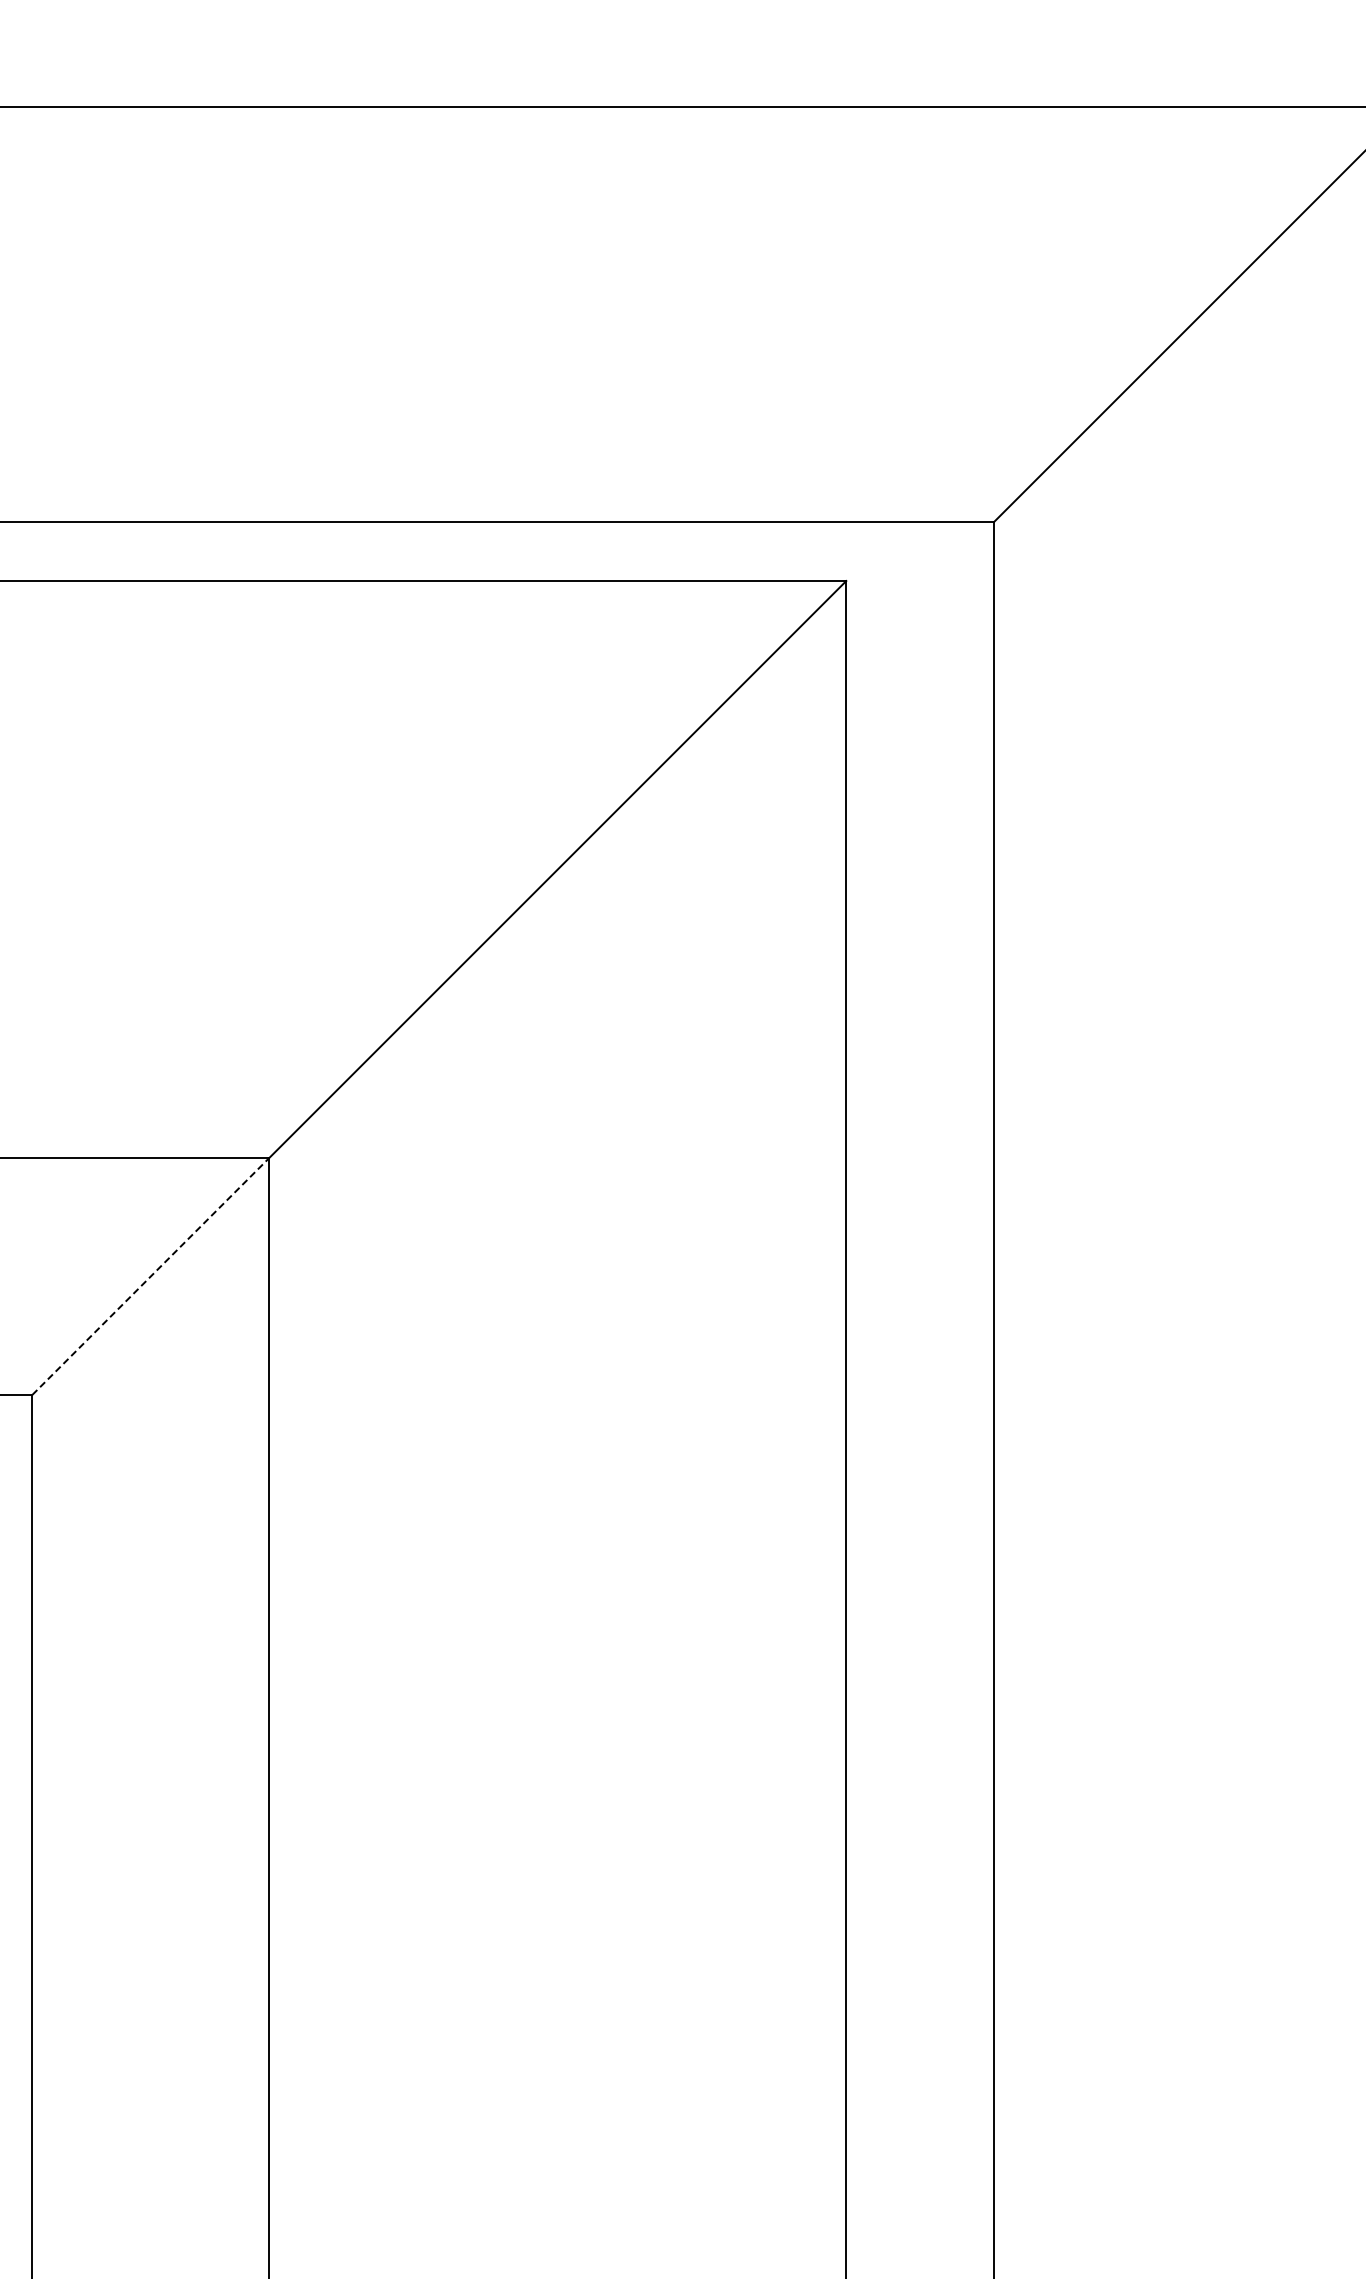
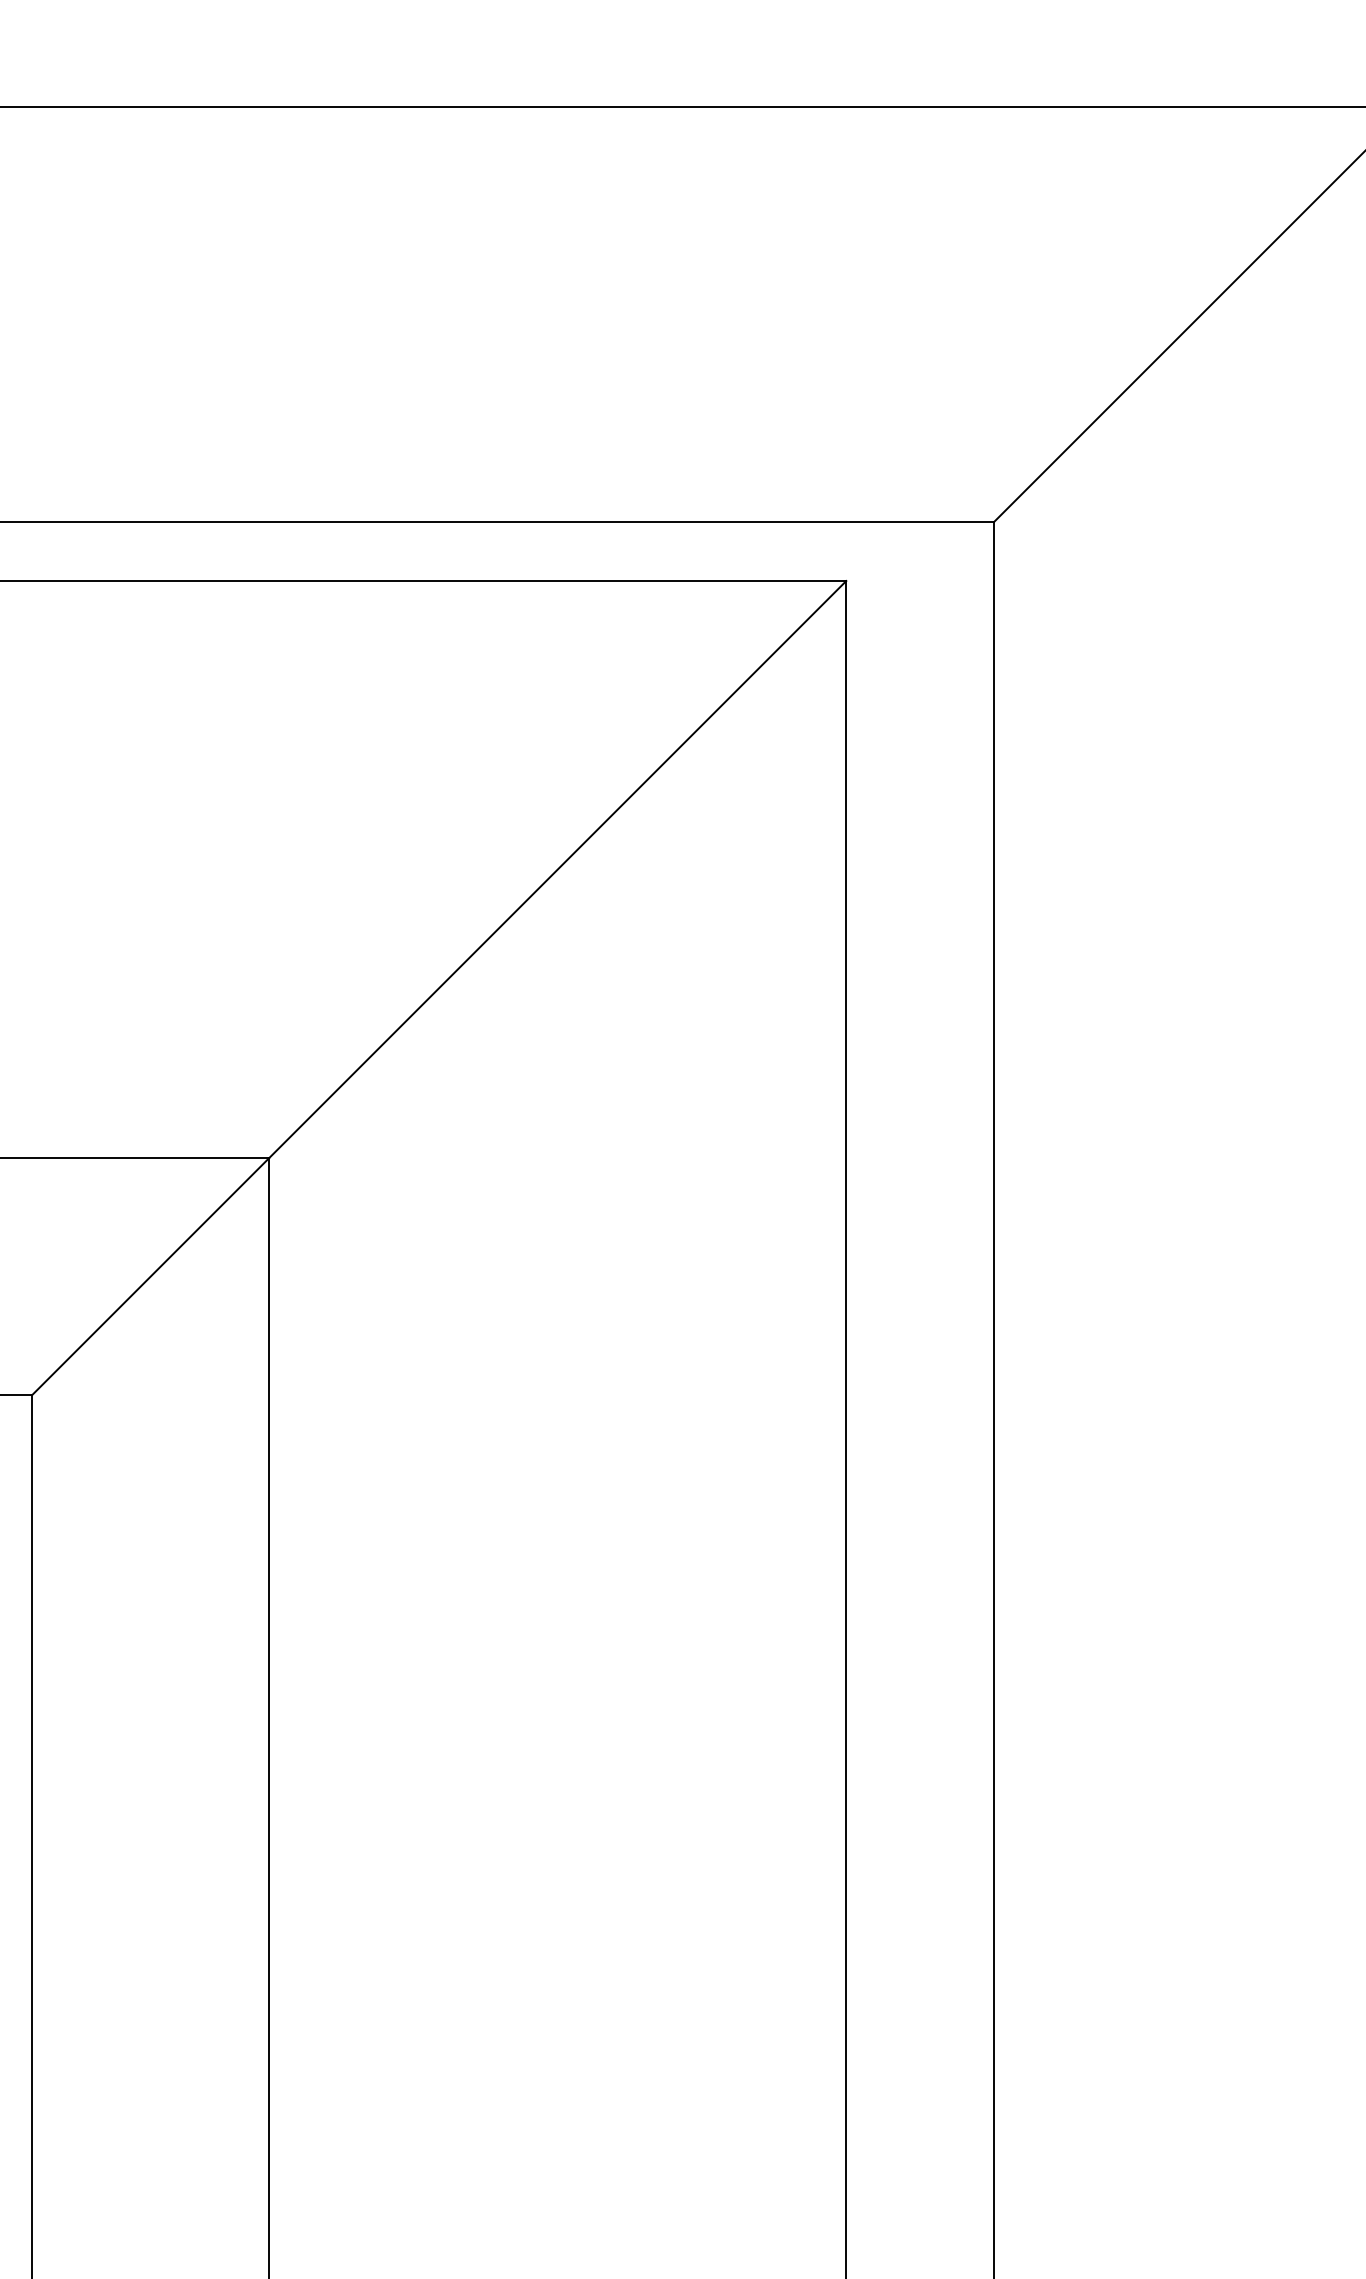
line: dashed -> solid (151, 1276)
